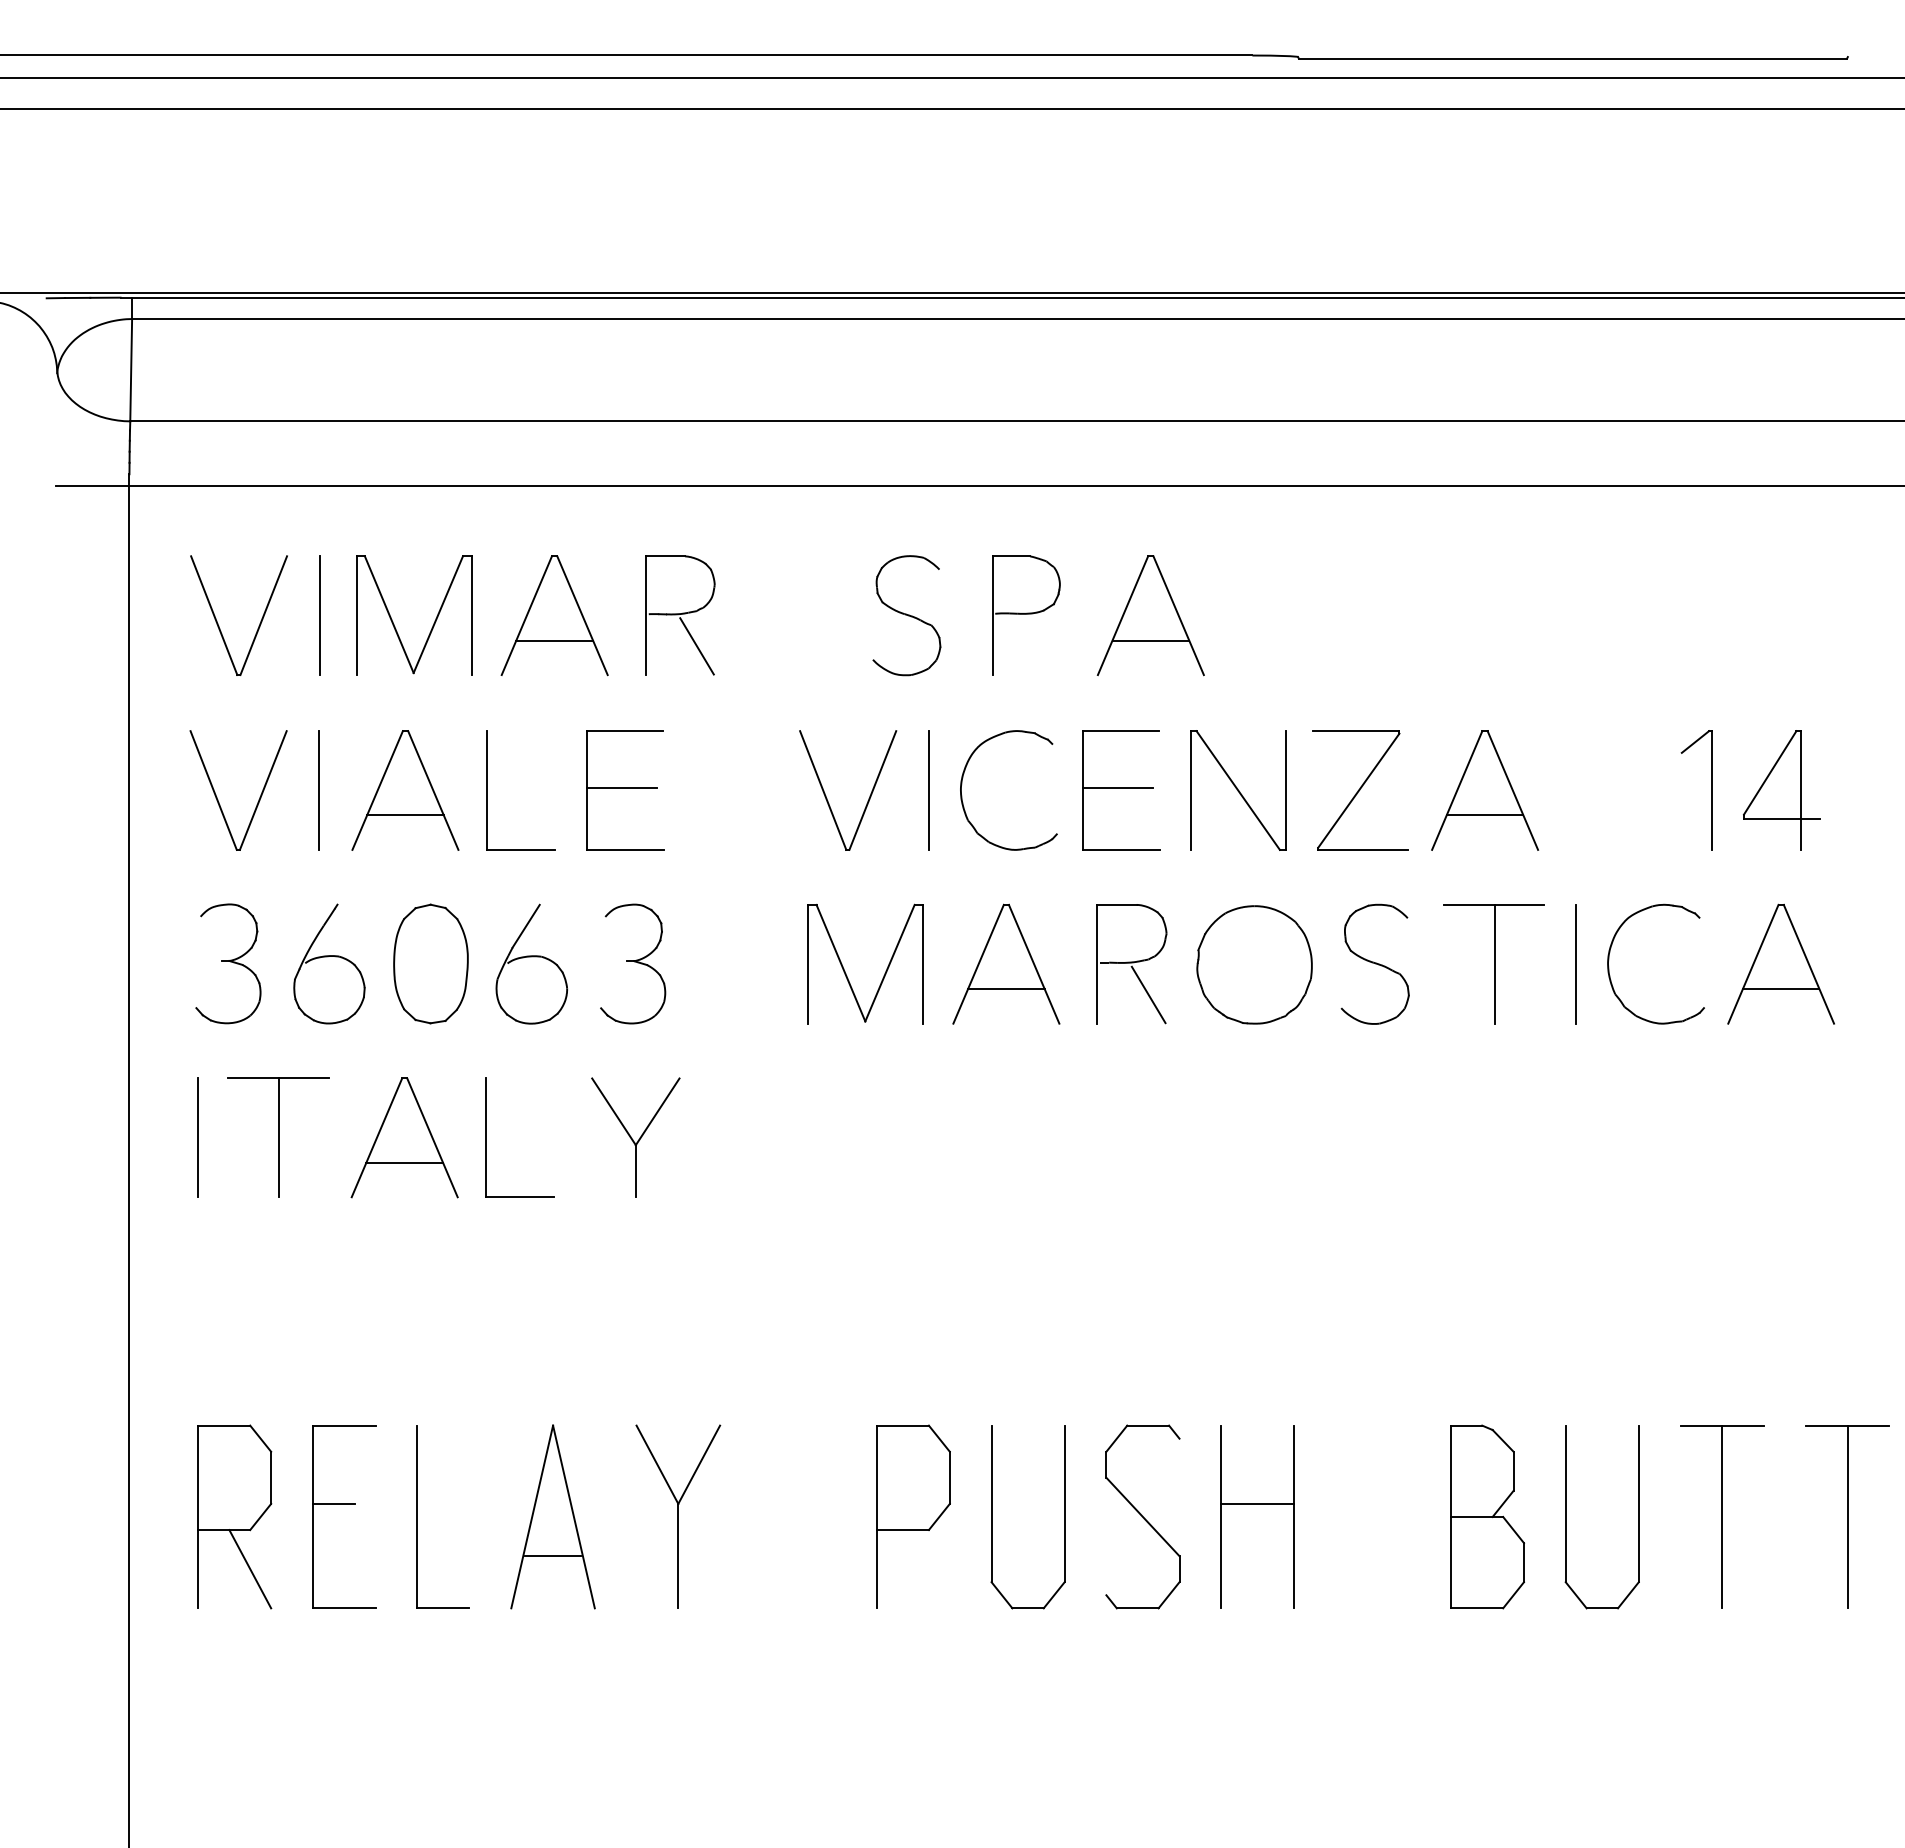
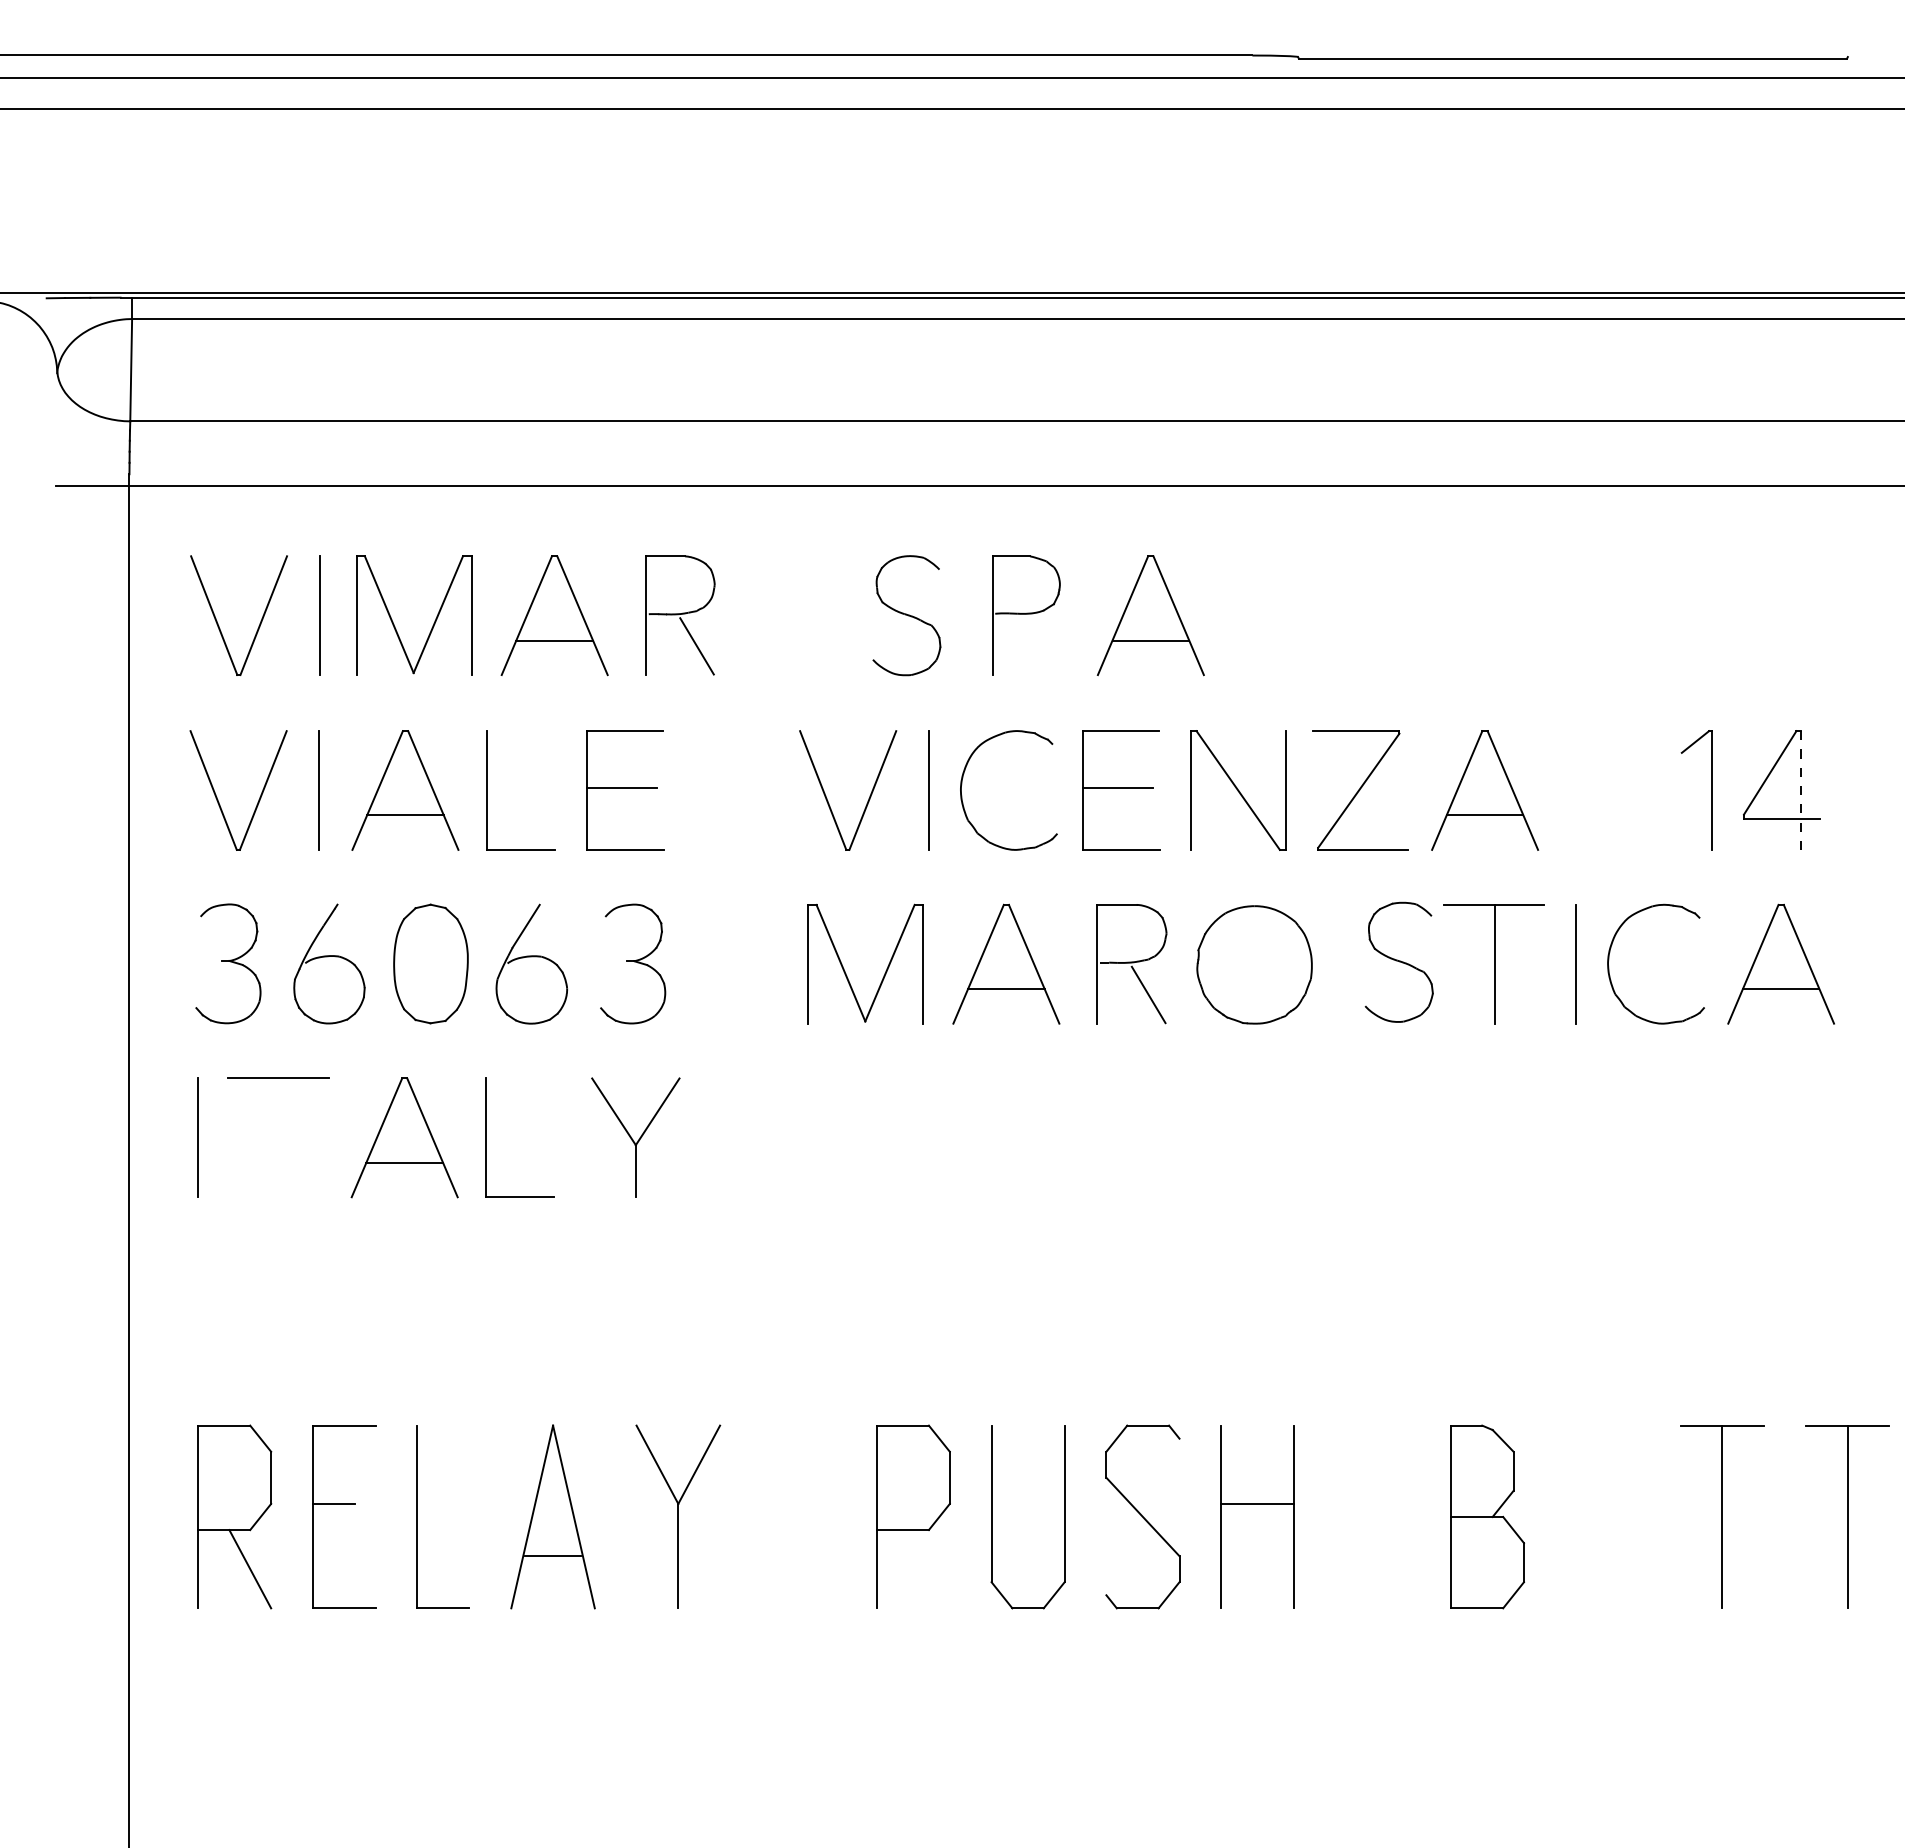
line: solid -> dashed (1800, 791)
part position: (1374, 963) -> (1398, 961) (1398, 961)
line: present -> none (278, 1137)
part: present -> none (1566, 1517)
